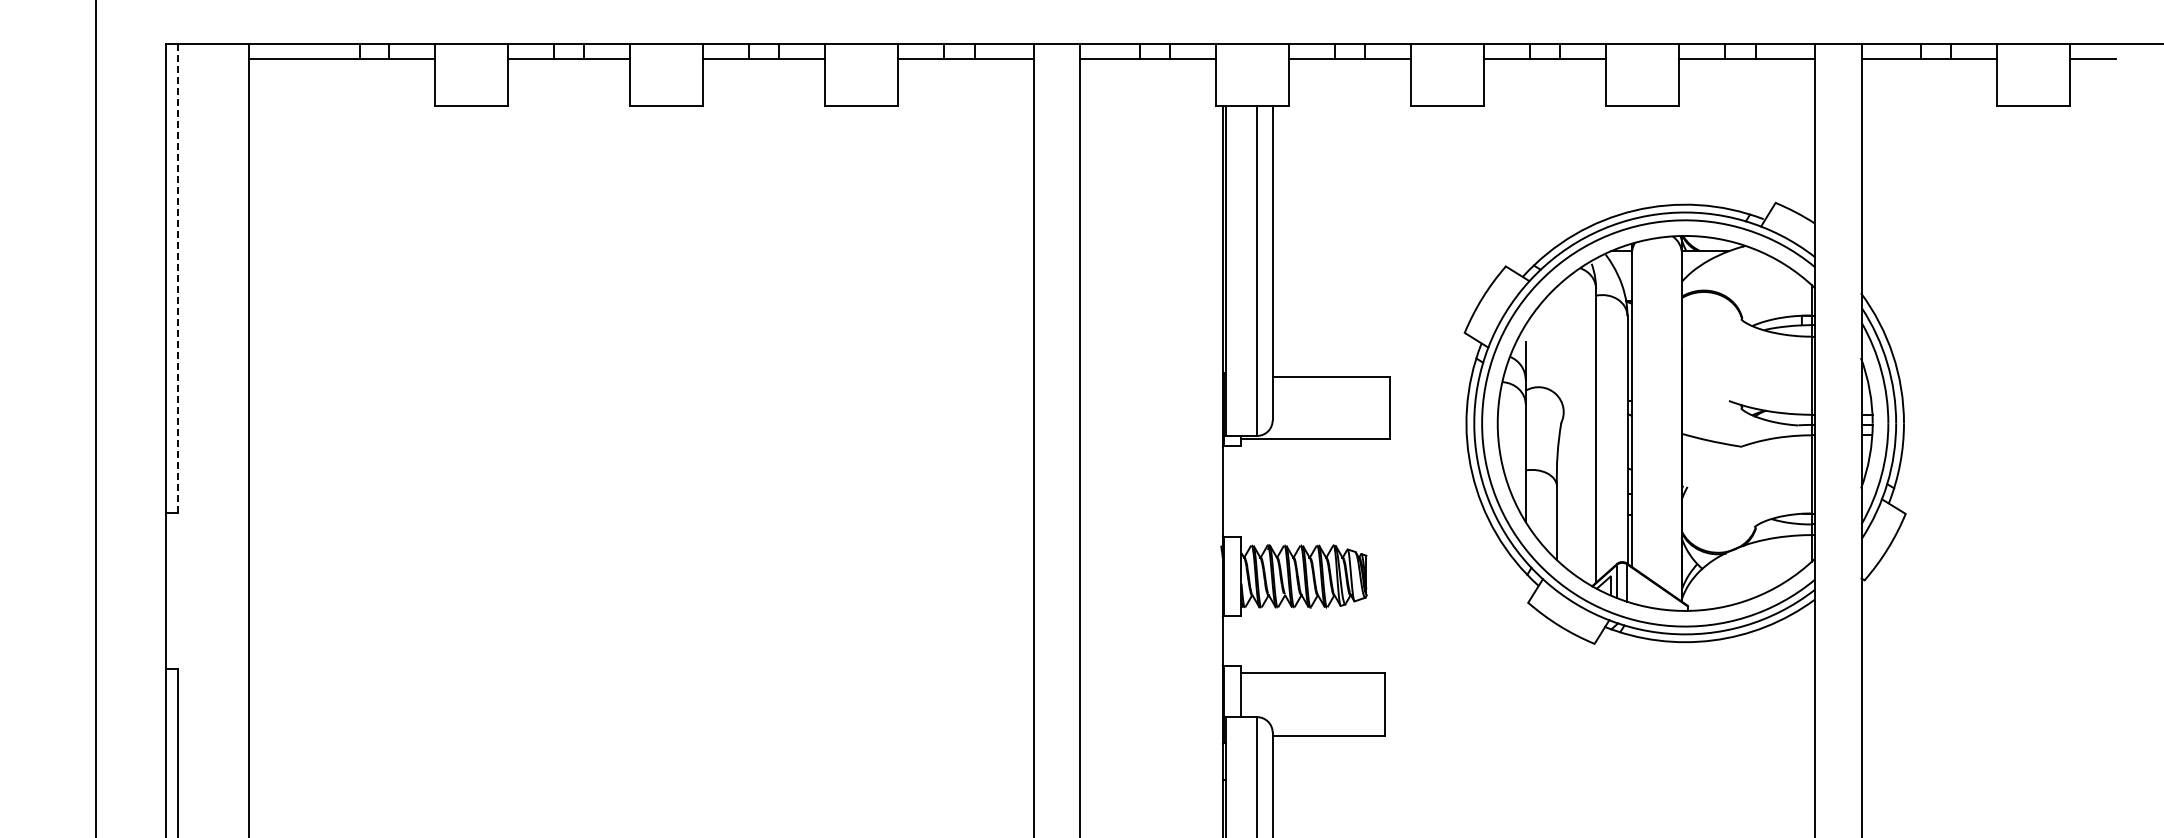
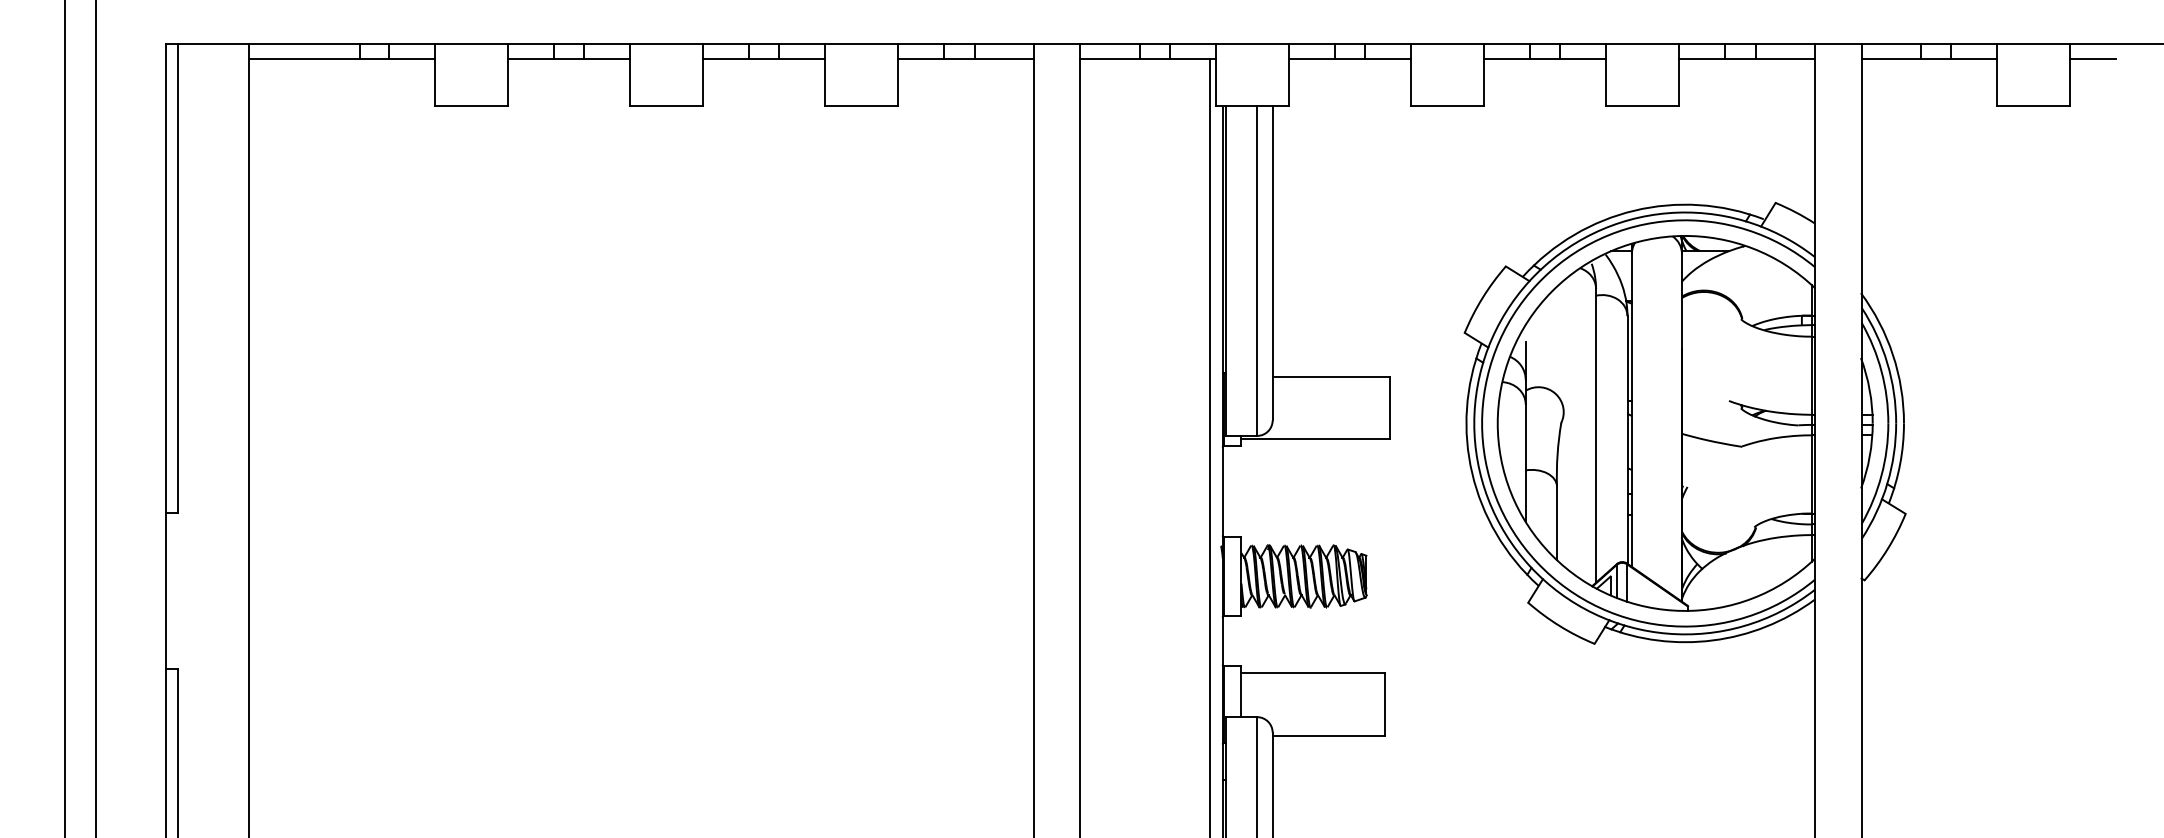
line: dashed -> solid (178, 278)
line: none -> present (64, 418)
line: none -> present (1210, 446)
